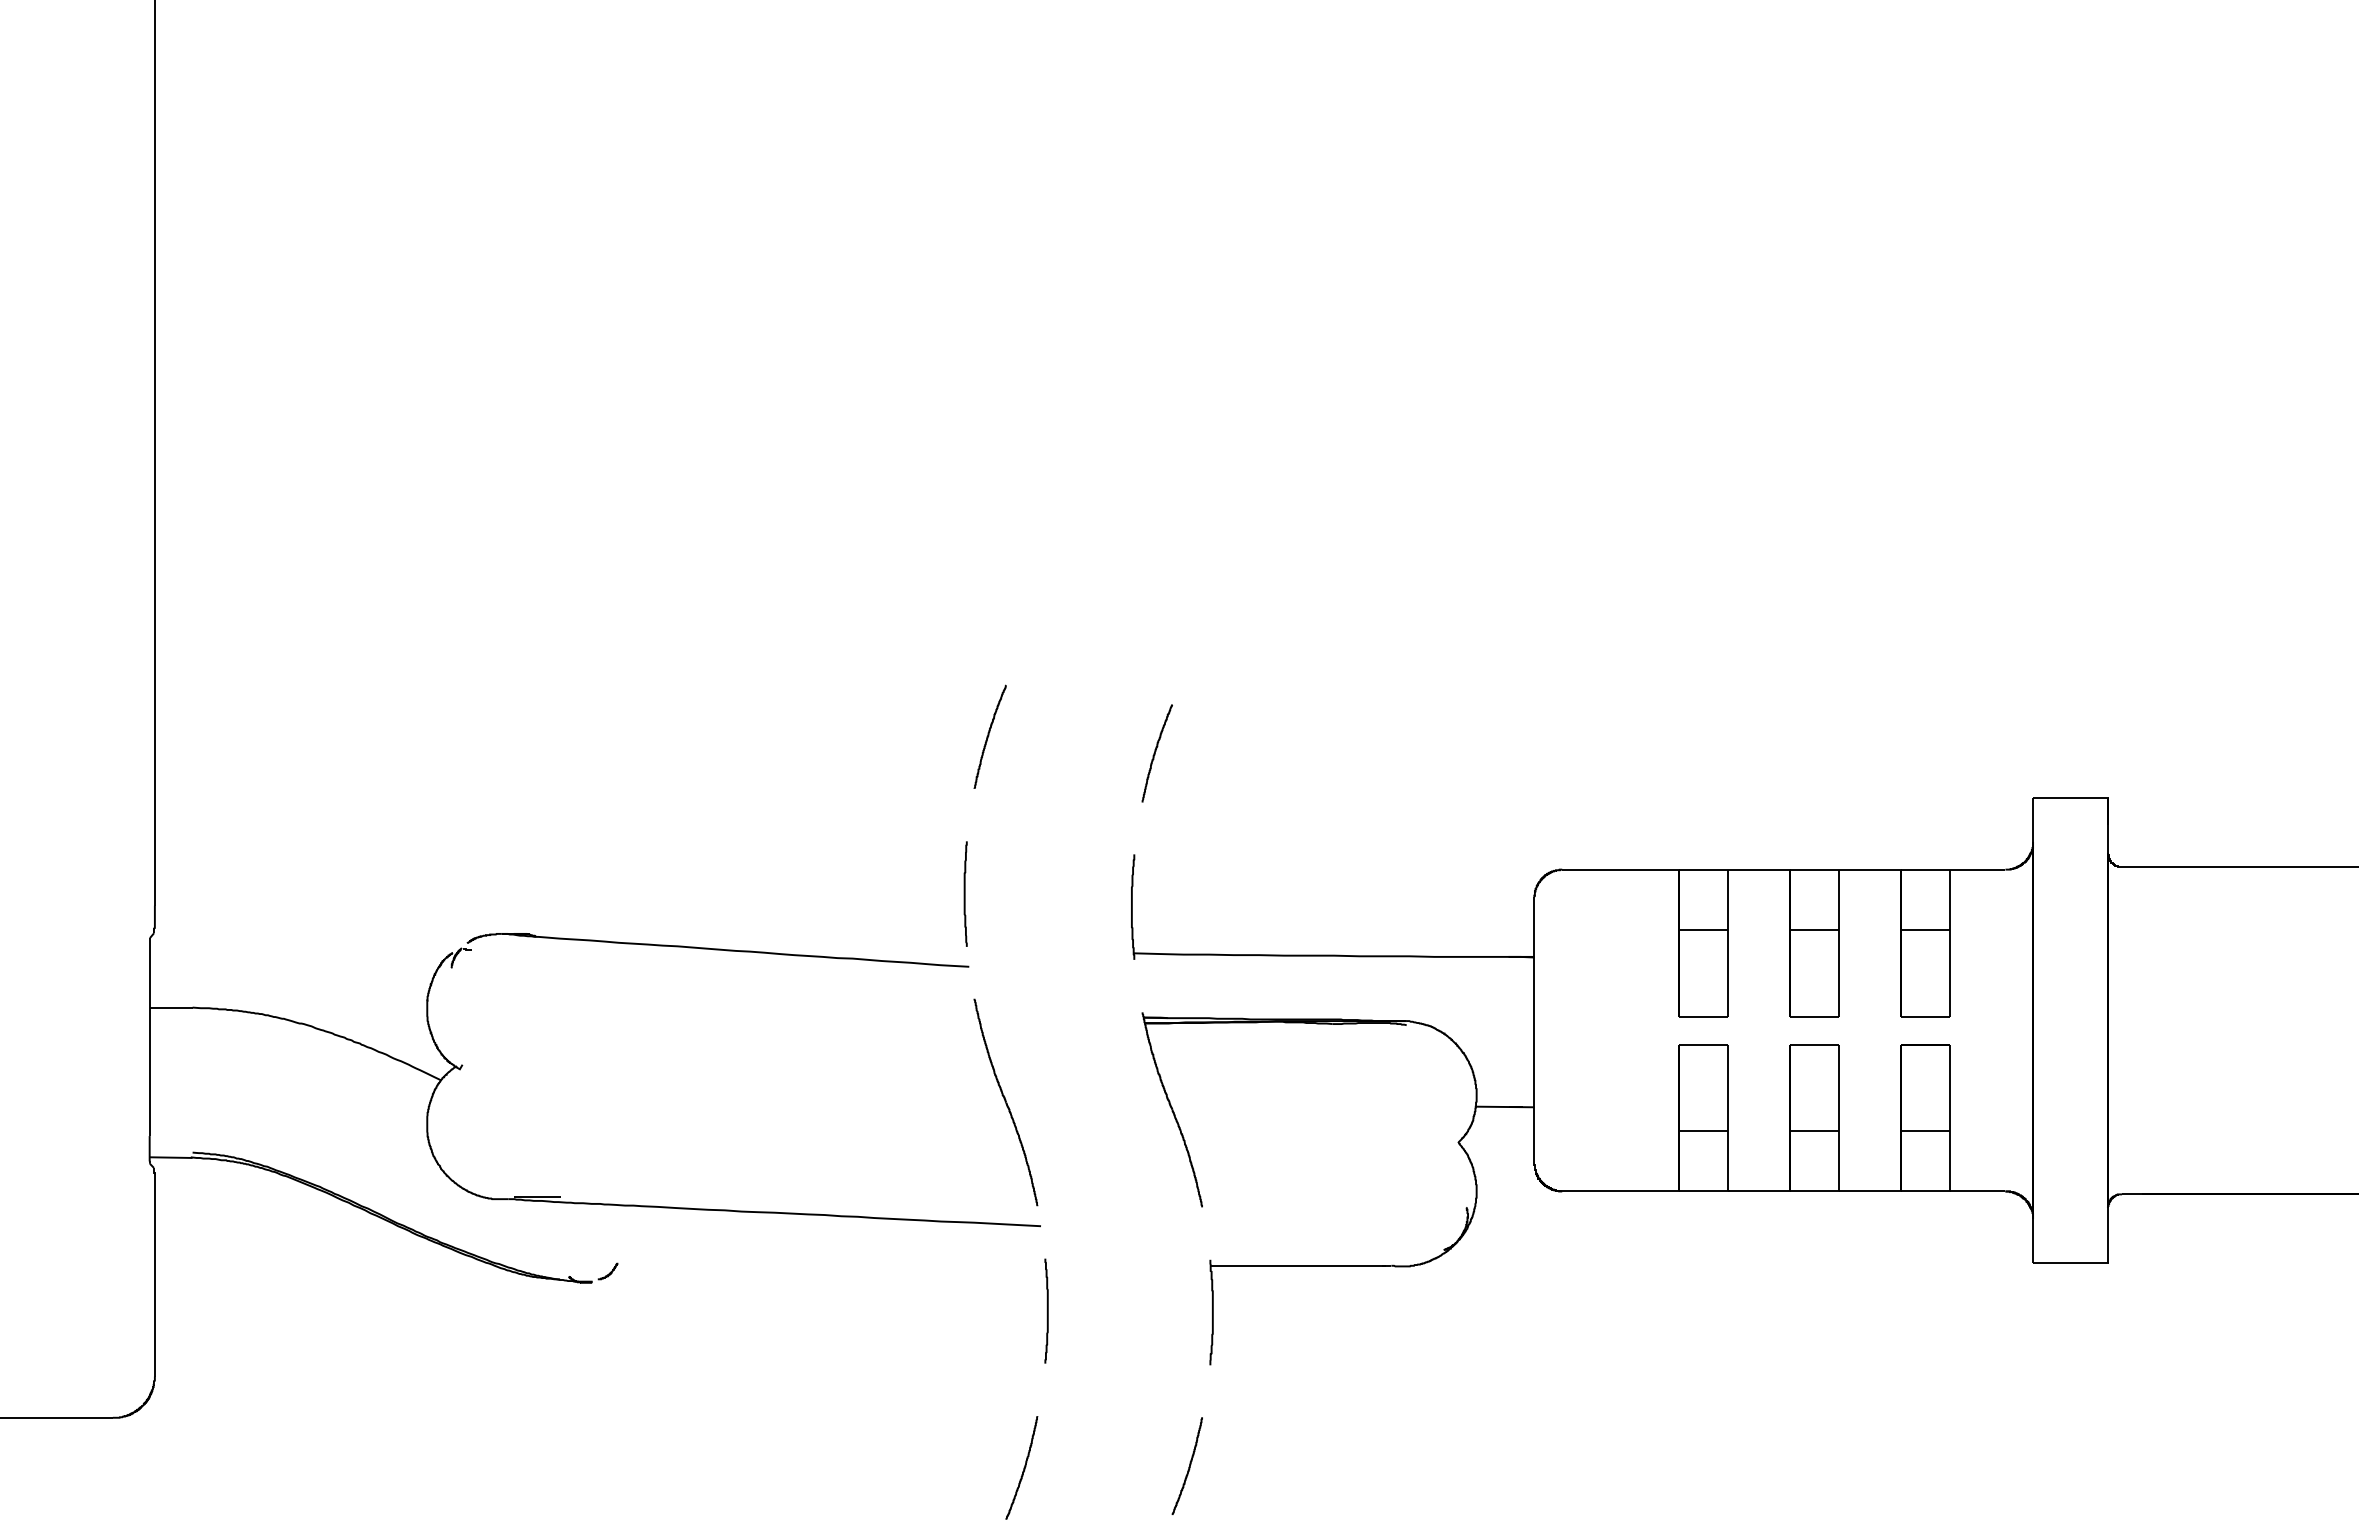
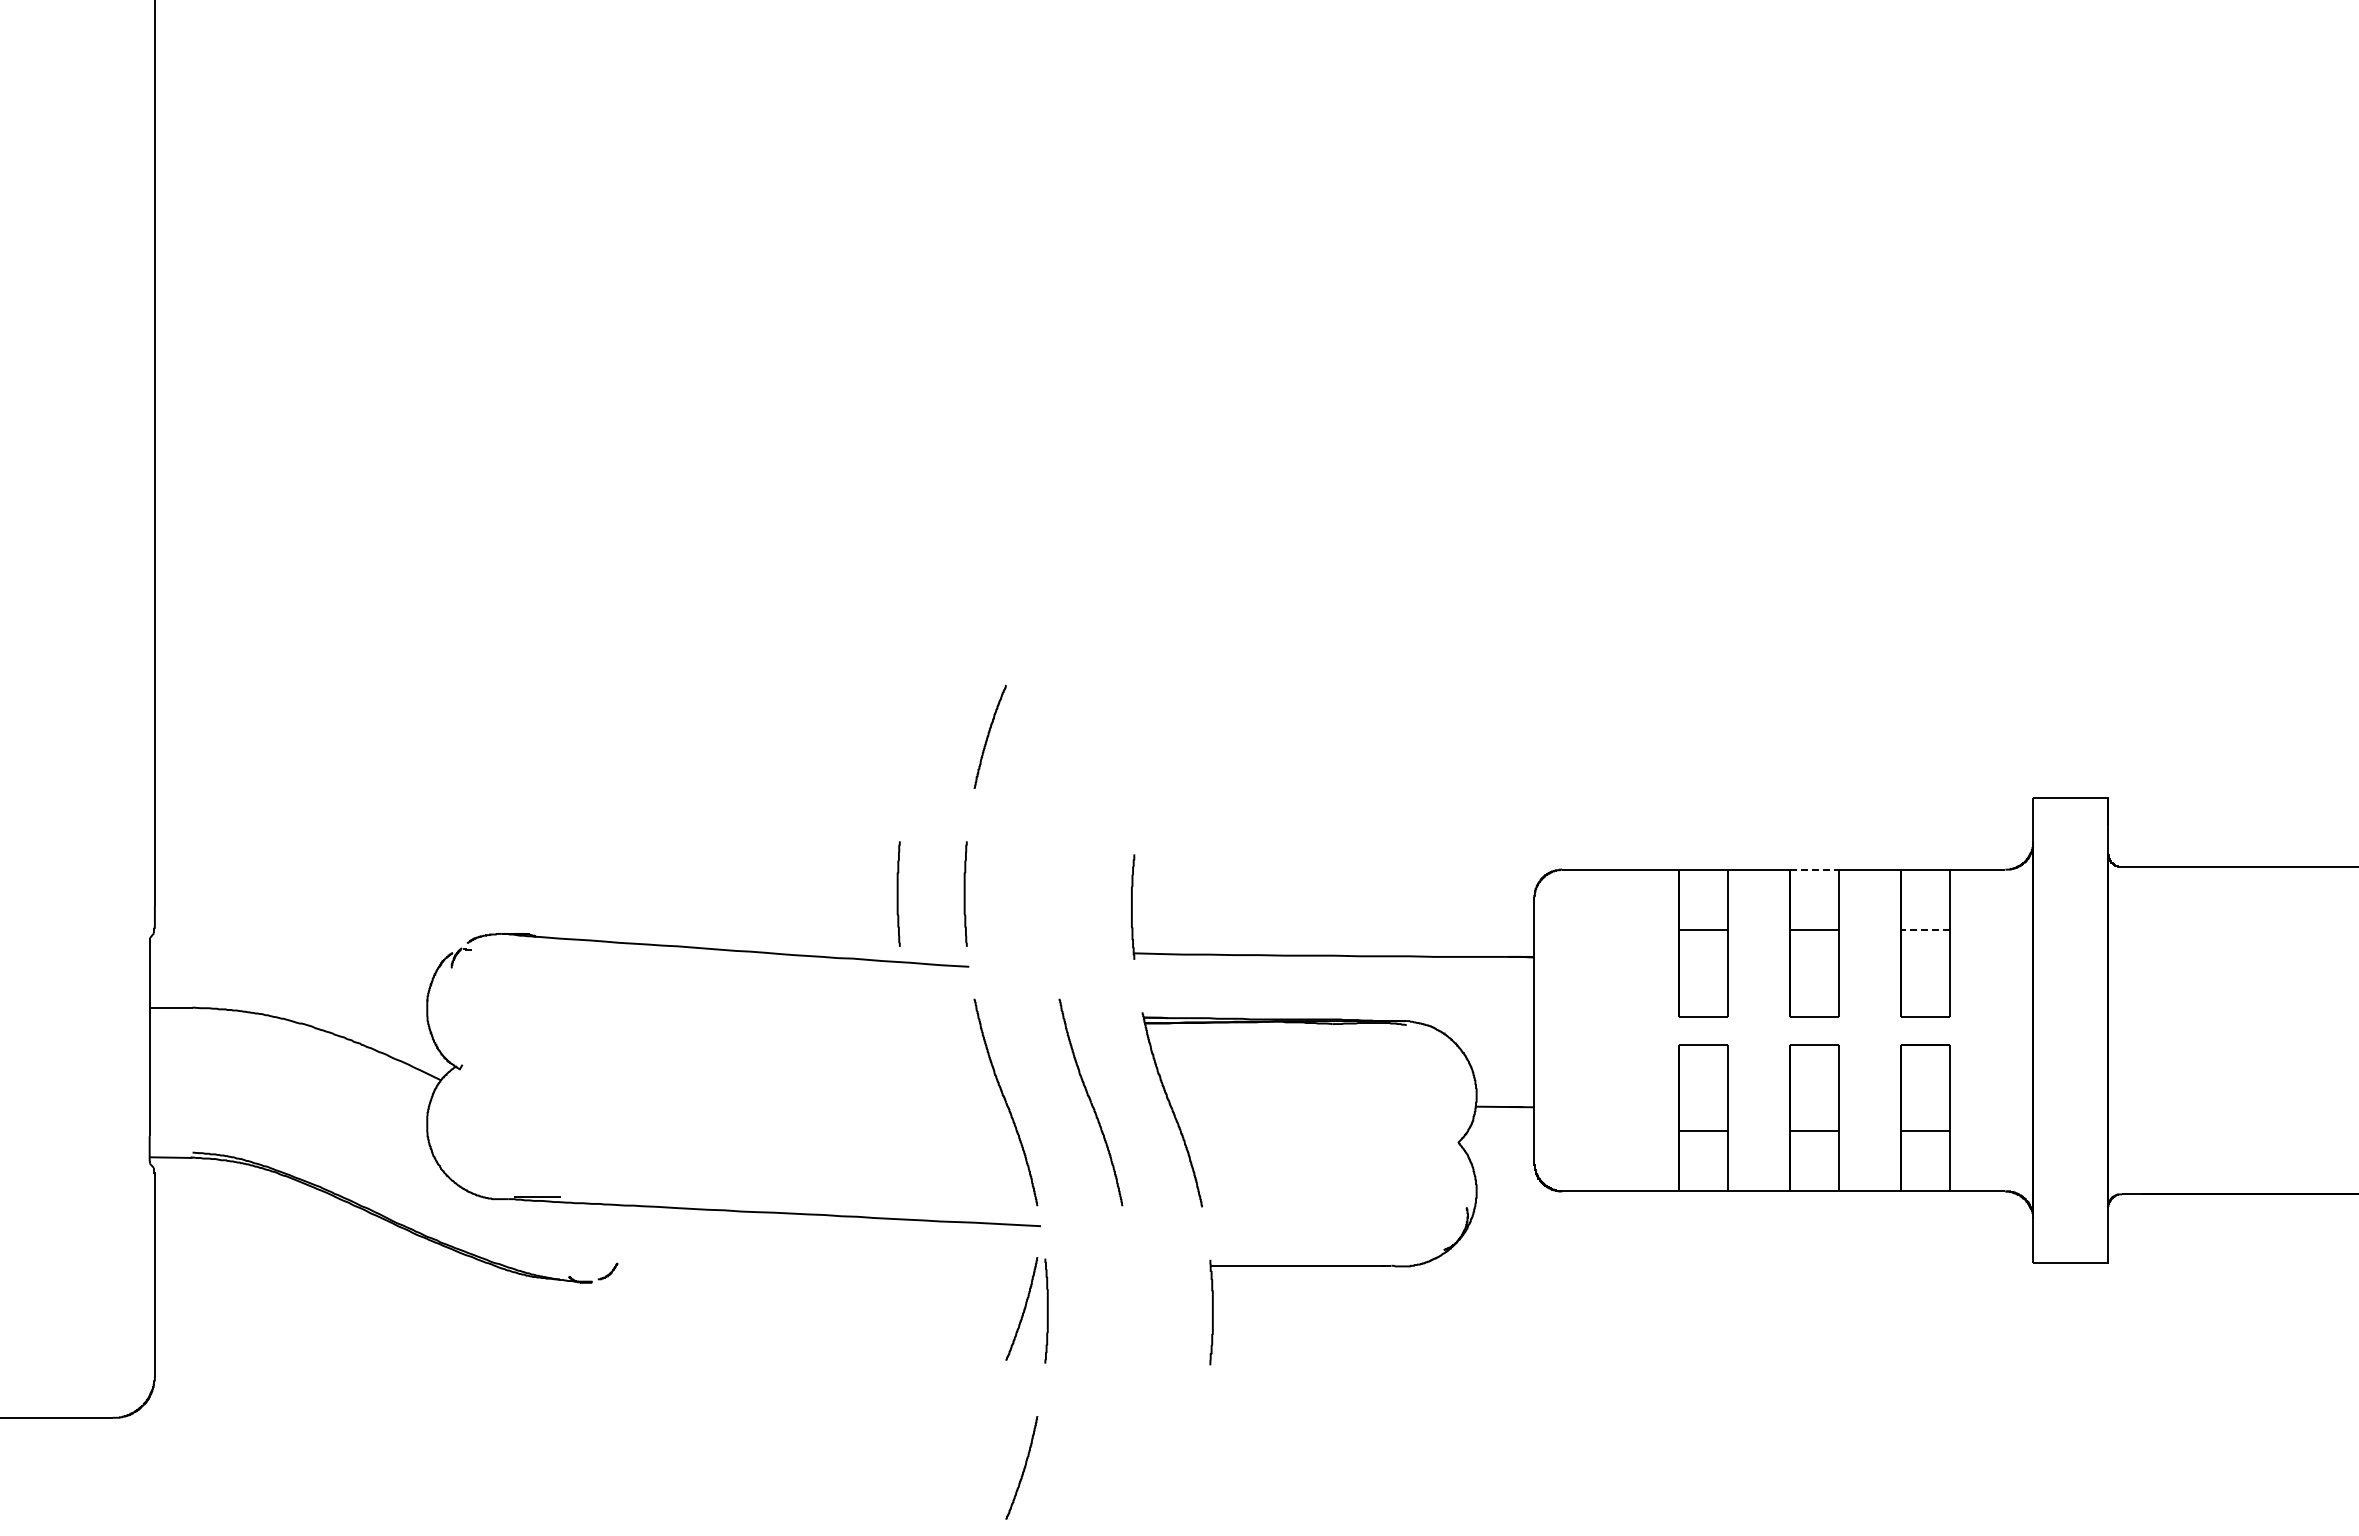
curve: present -> none (1155, 753)
line: solid -> dashed (1814, 869)
curve: none -> present (898, 893)
line: solid -> dashed (1925, 930)
part: none -> present (1090, 1102)
curve: none -> present (1023, 1308)
curve: present -> none (1188, 1466)
